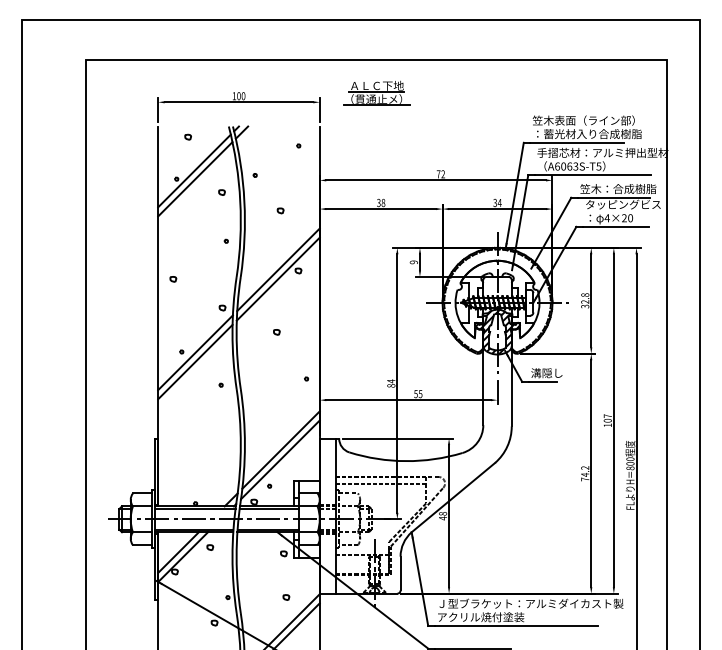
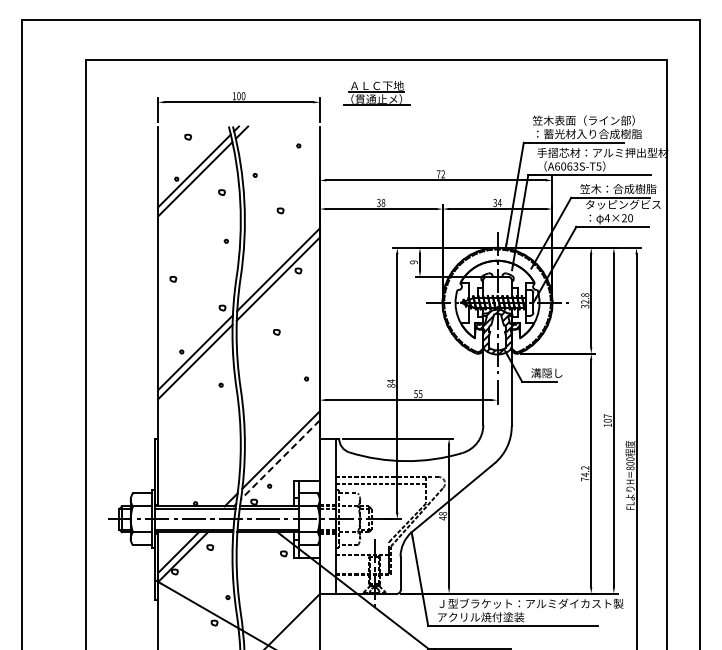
line: solid -> dashed (280, 459)
part: present -> none (286, 597)
line: present -> none (297, 624)
